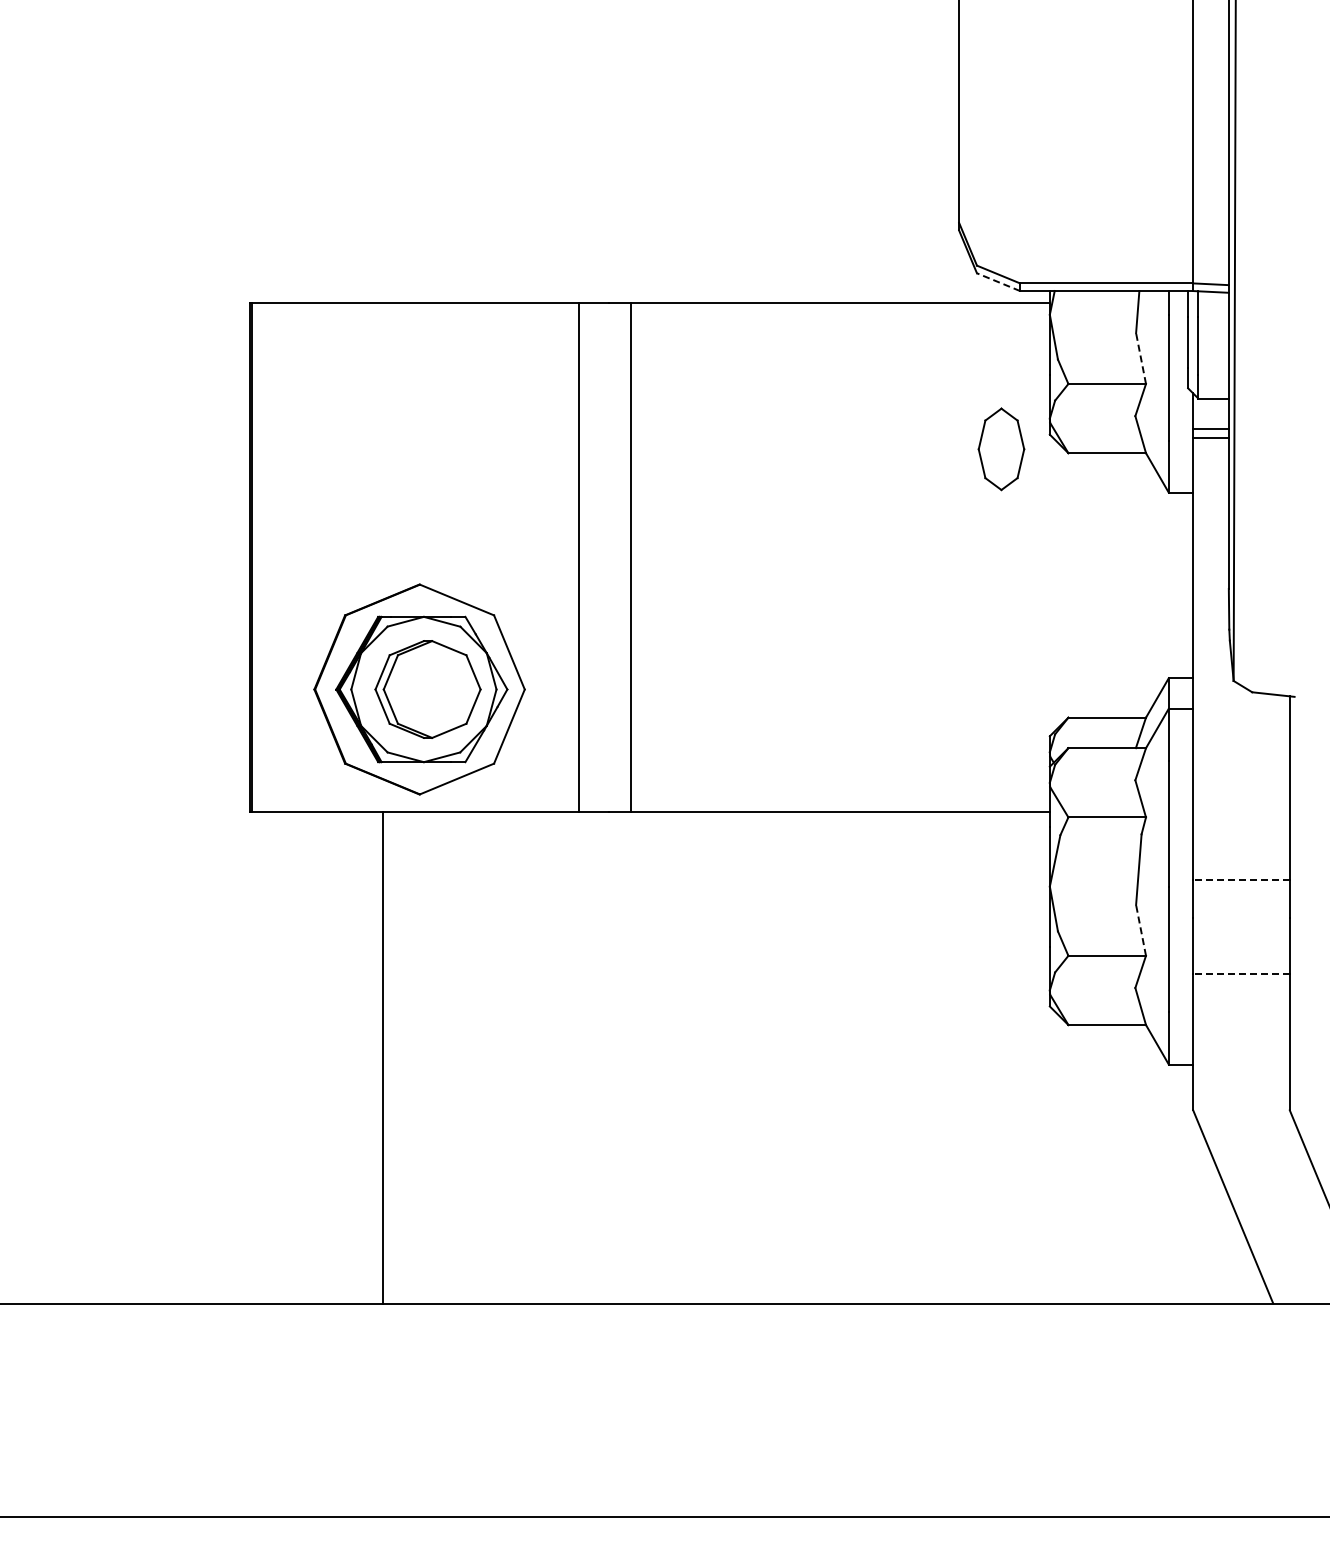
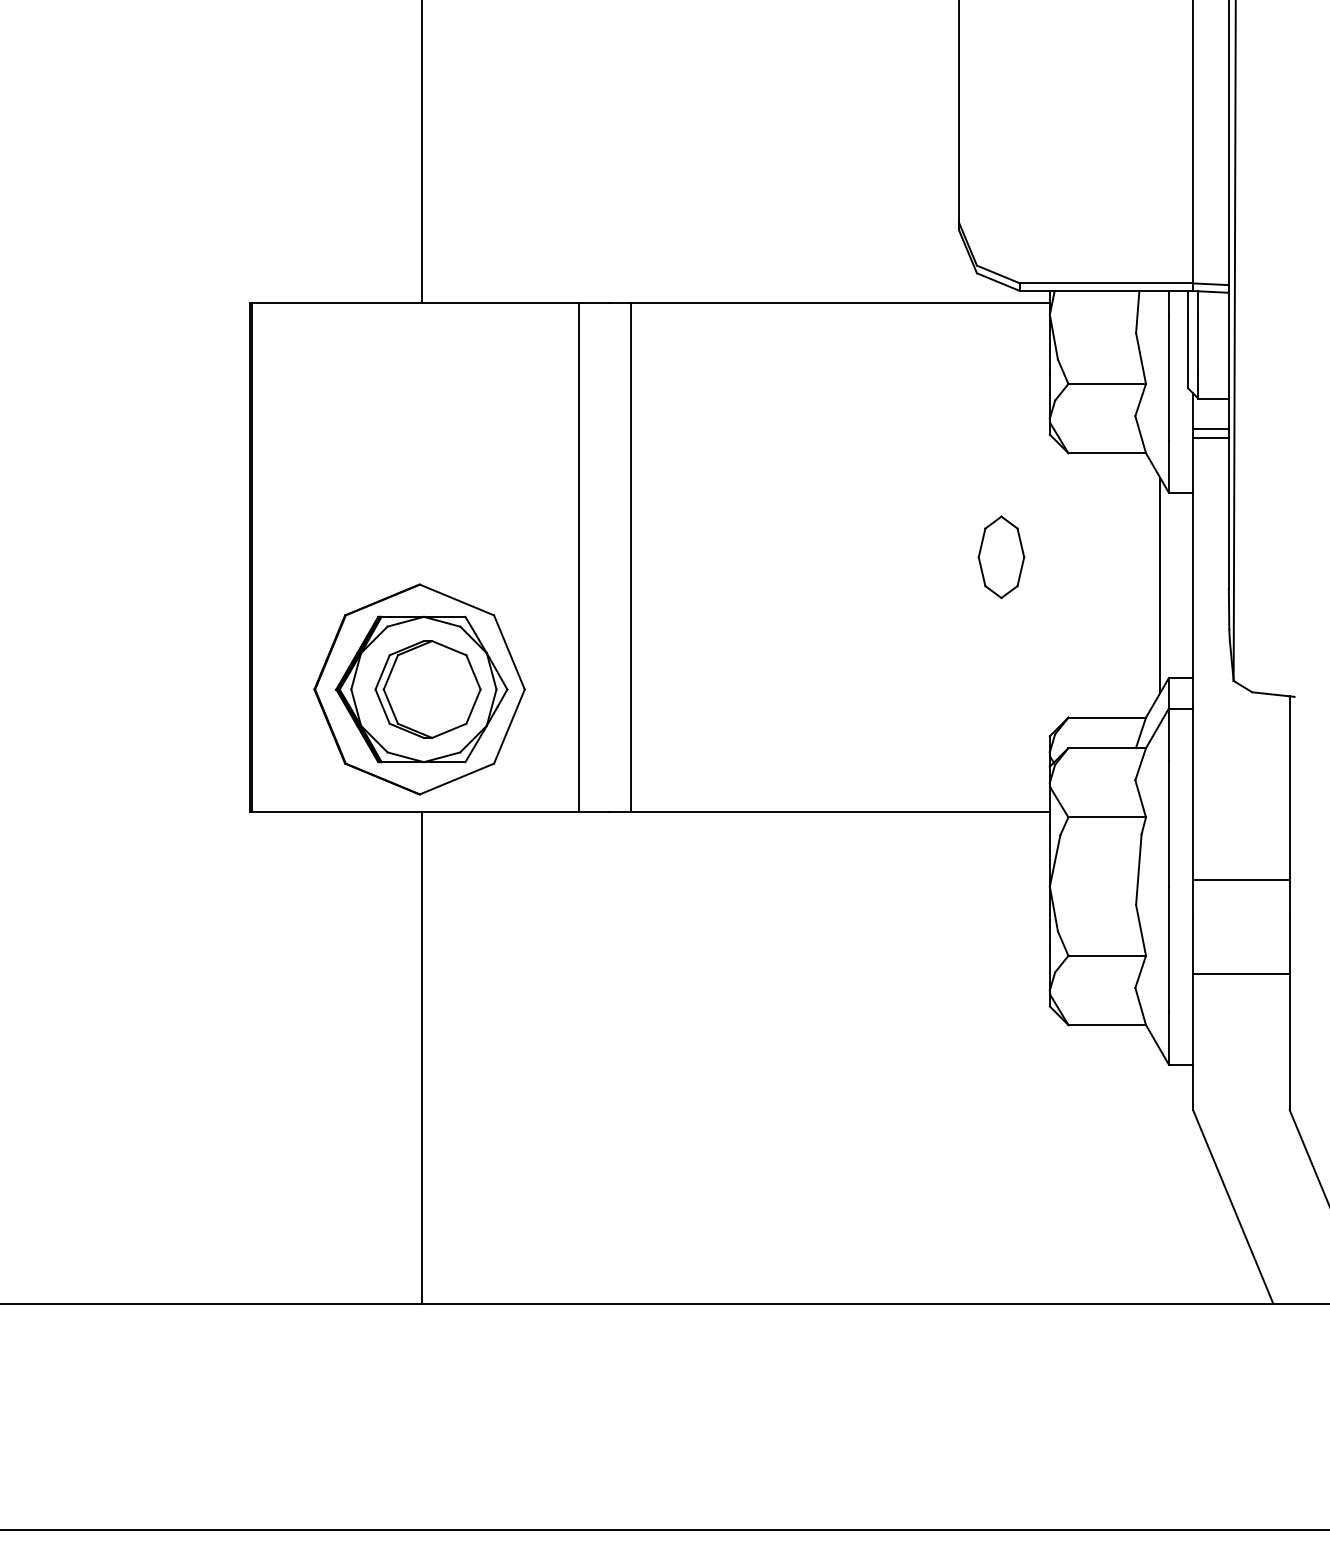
line: none -> present (421, 152)
line: dashed -> solid (998, 281)
line: dashed -> solid (1141, 358)
part position: (1001, 449) -> (1001, 557) (1001, 557)
line: none -> present (1160, 585)
line: dashed -> solid (1241, 880)
line: dashed -> solid (1141, 930)
line: dashed -> solid (1241, 973)
line position: (382, 1057) -> (421, 1057) (421, 1057)
line position: (664, 1516) -> (664, 1529) (664, 1529)
